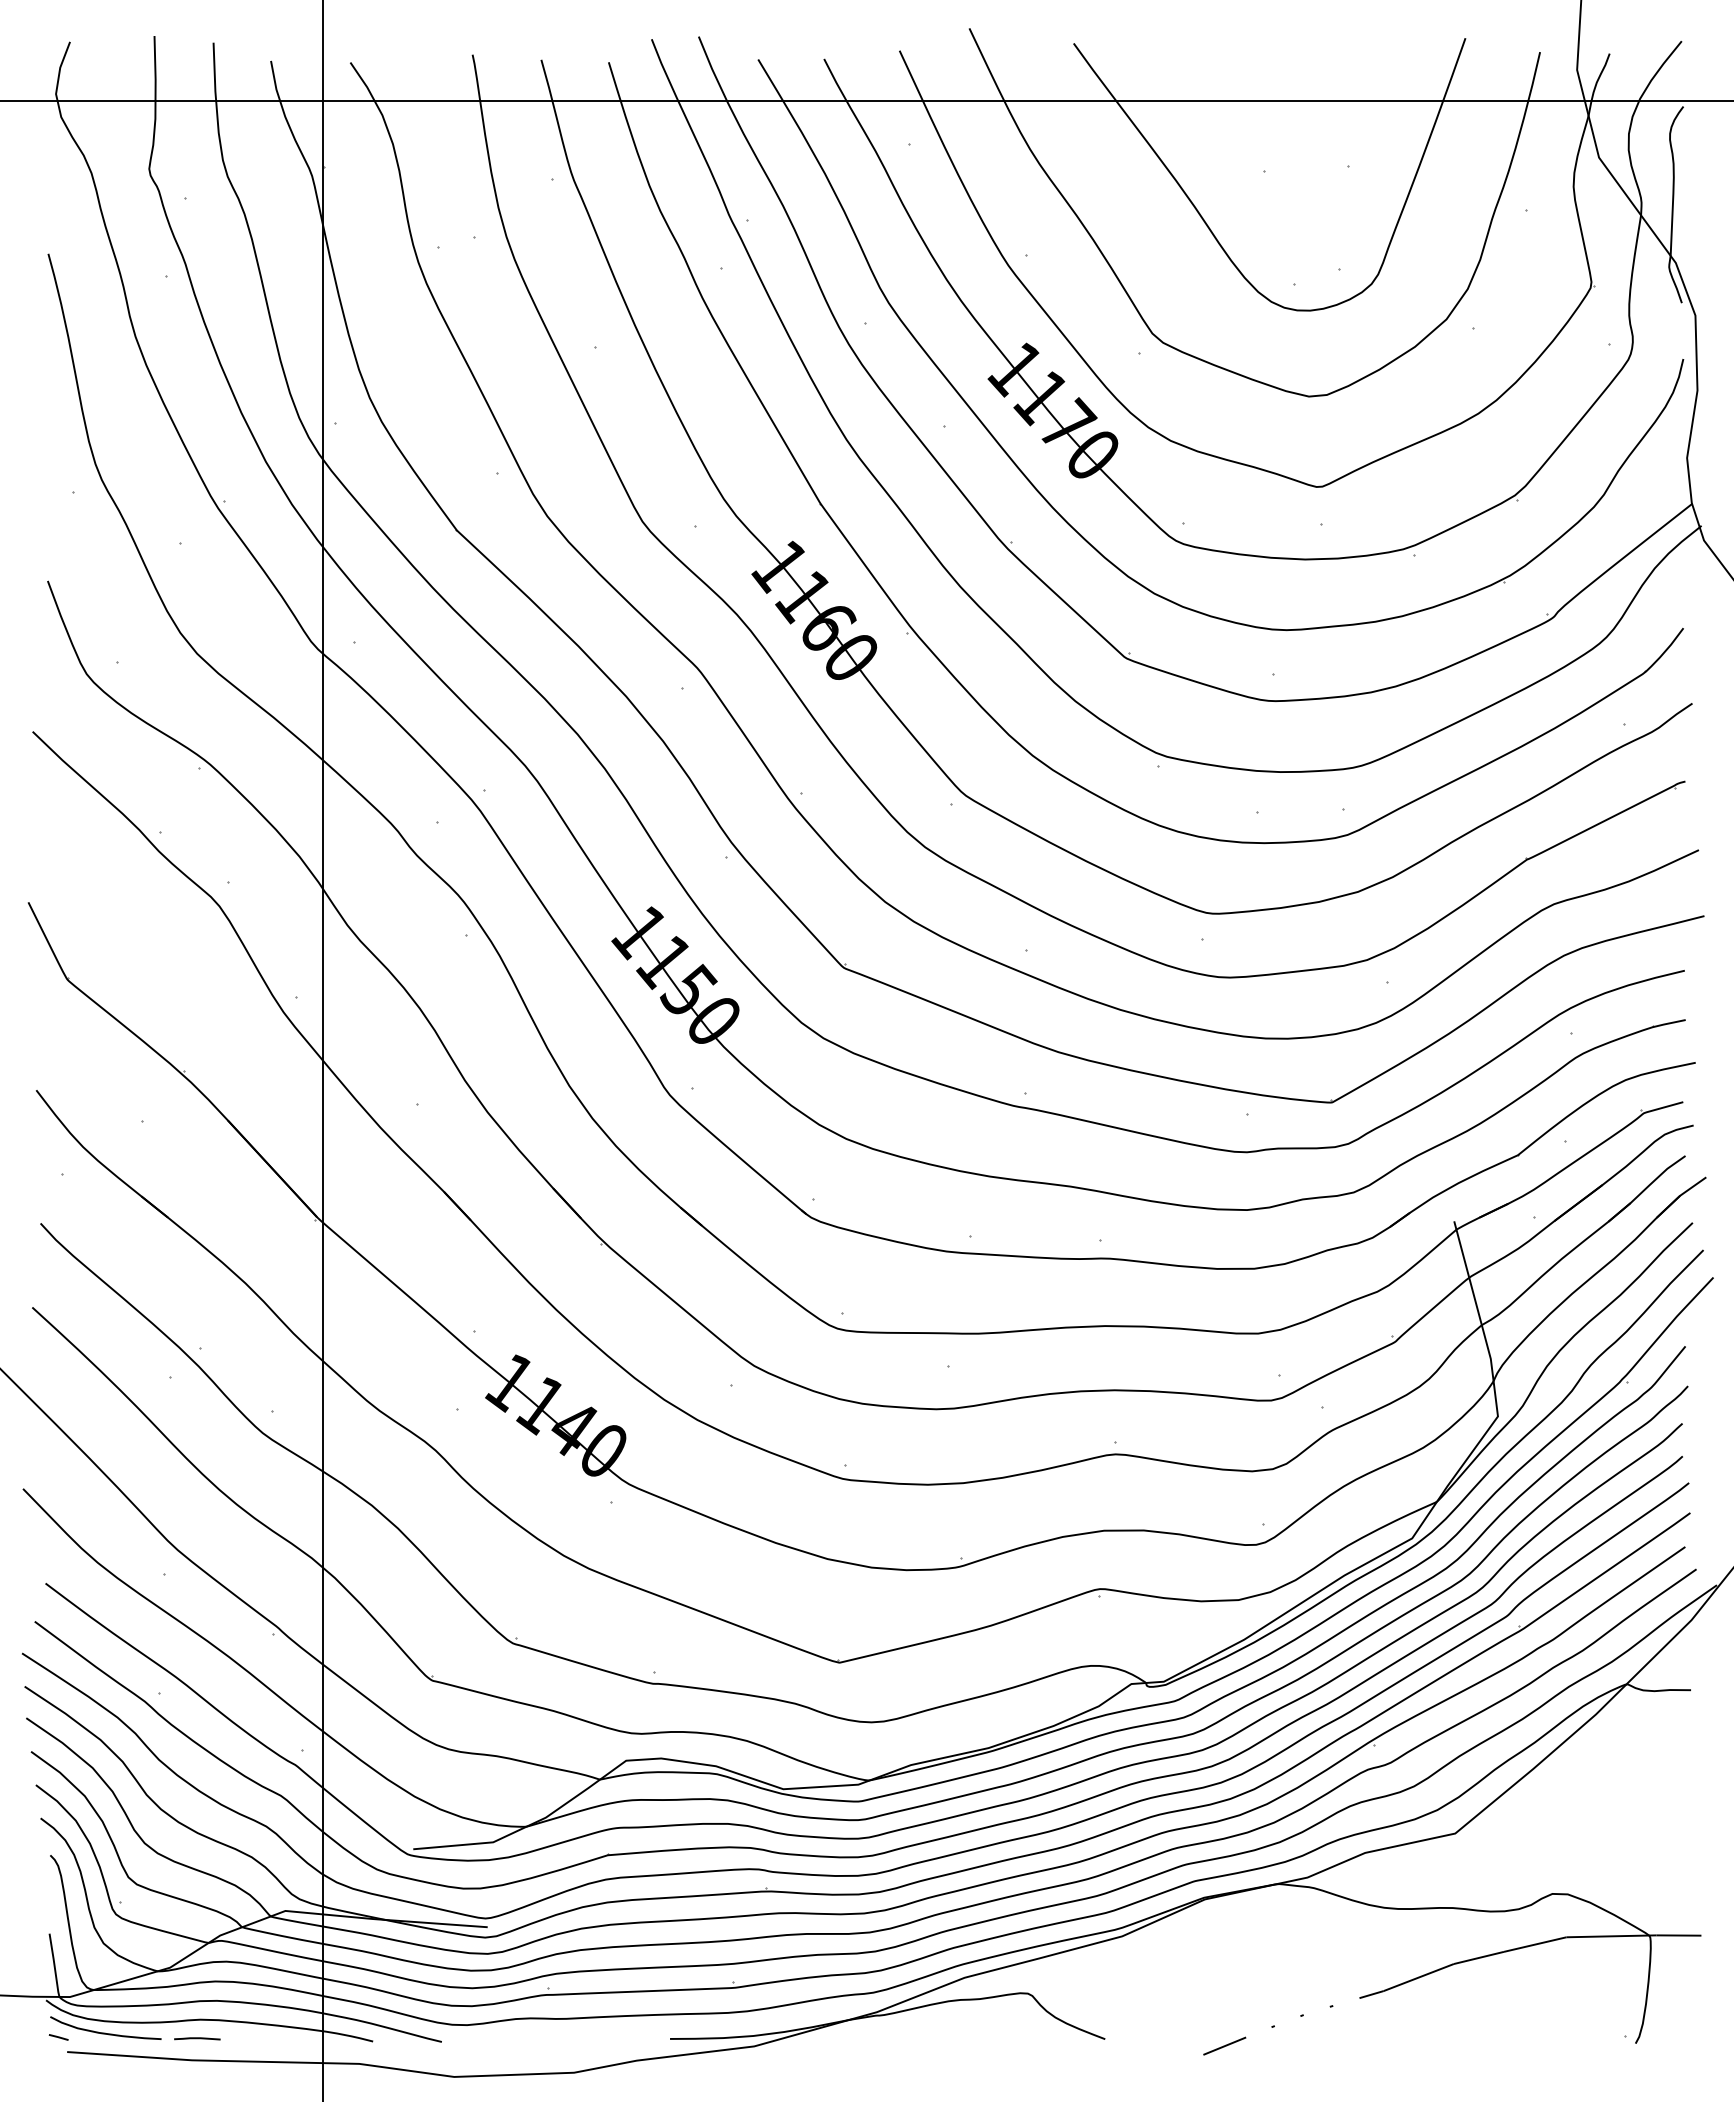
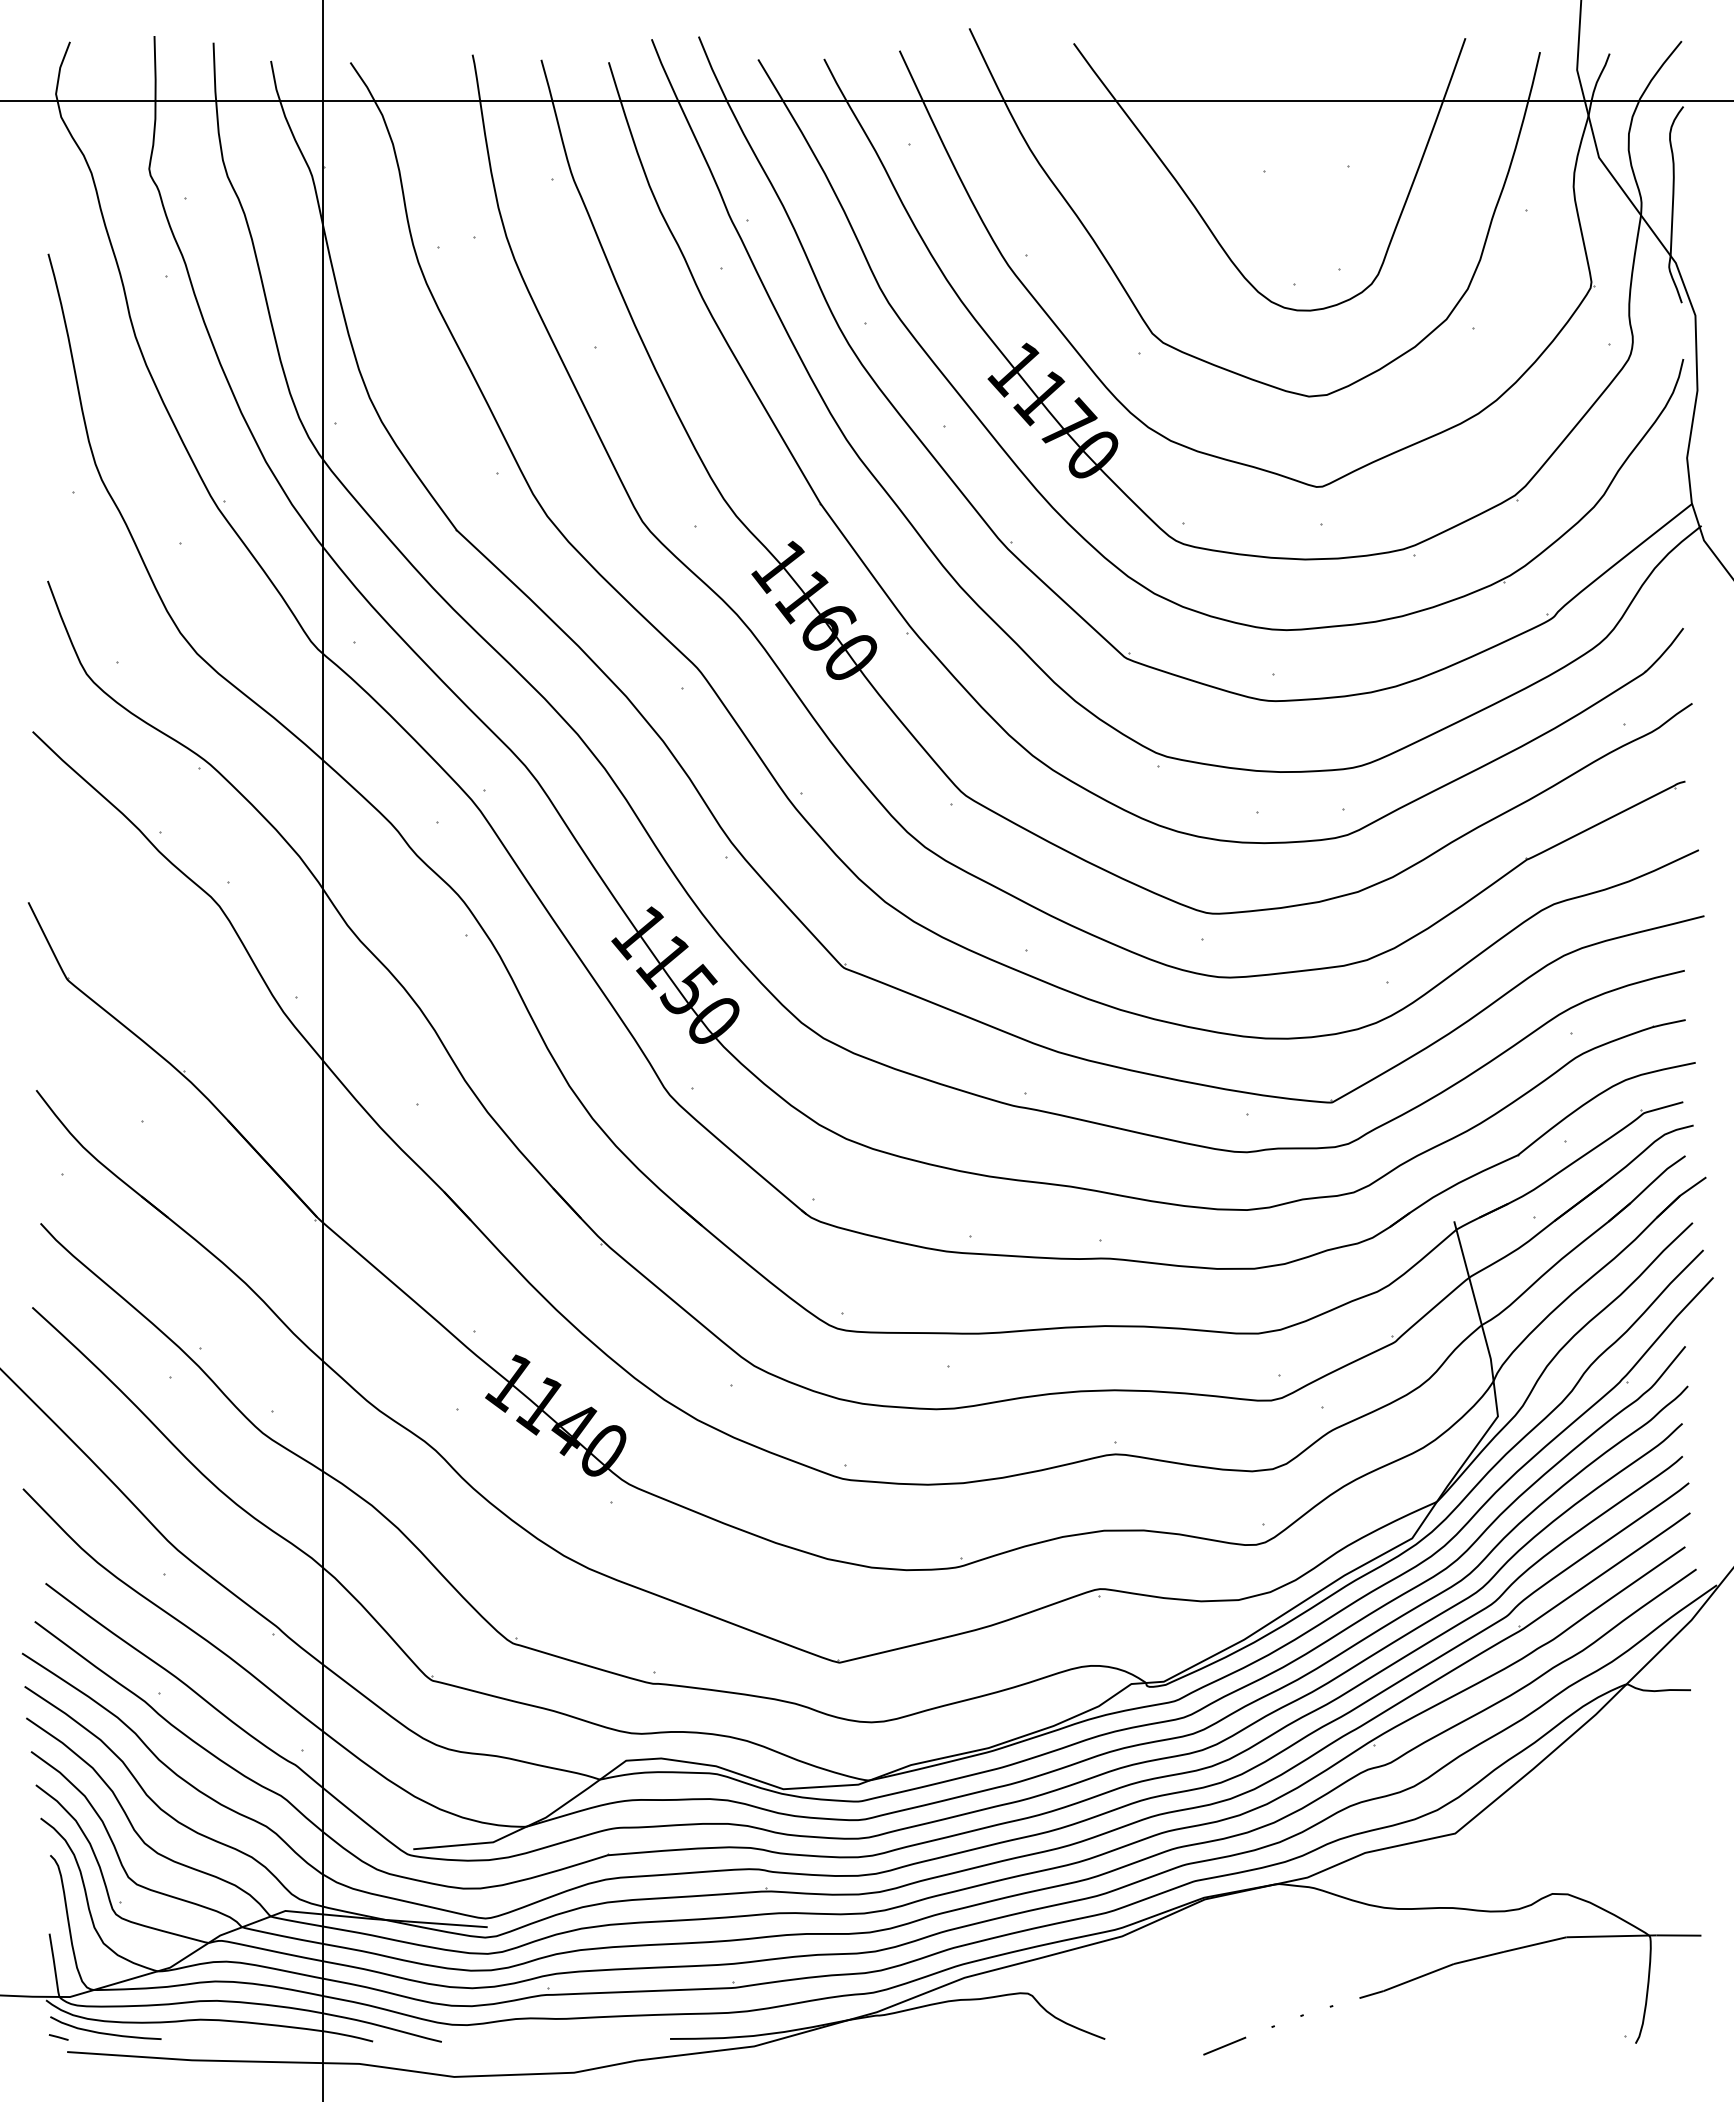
line: present -> none (197, 2038)
